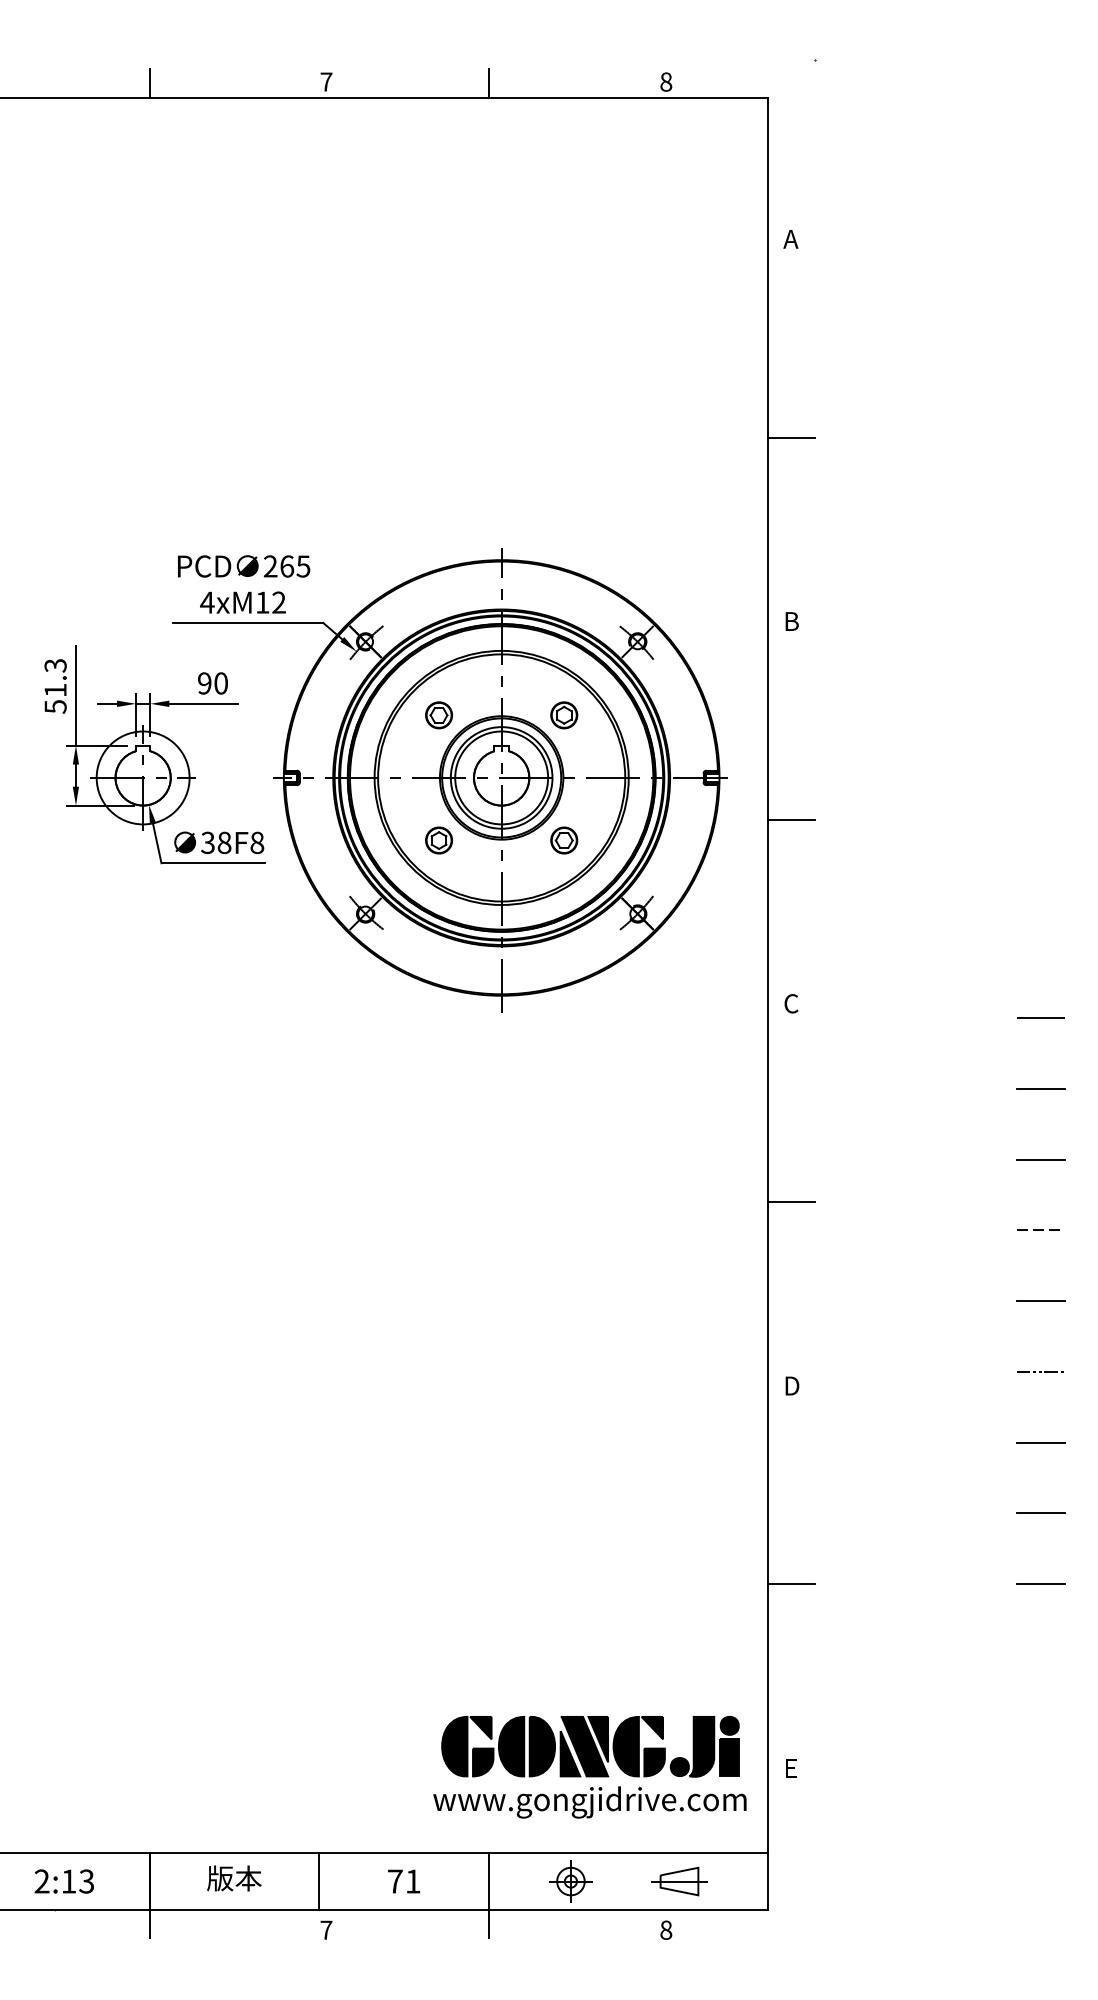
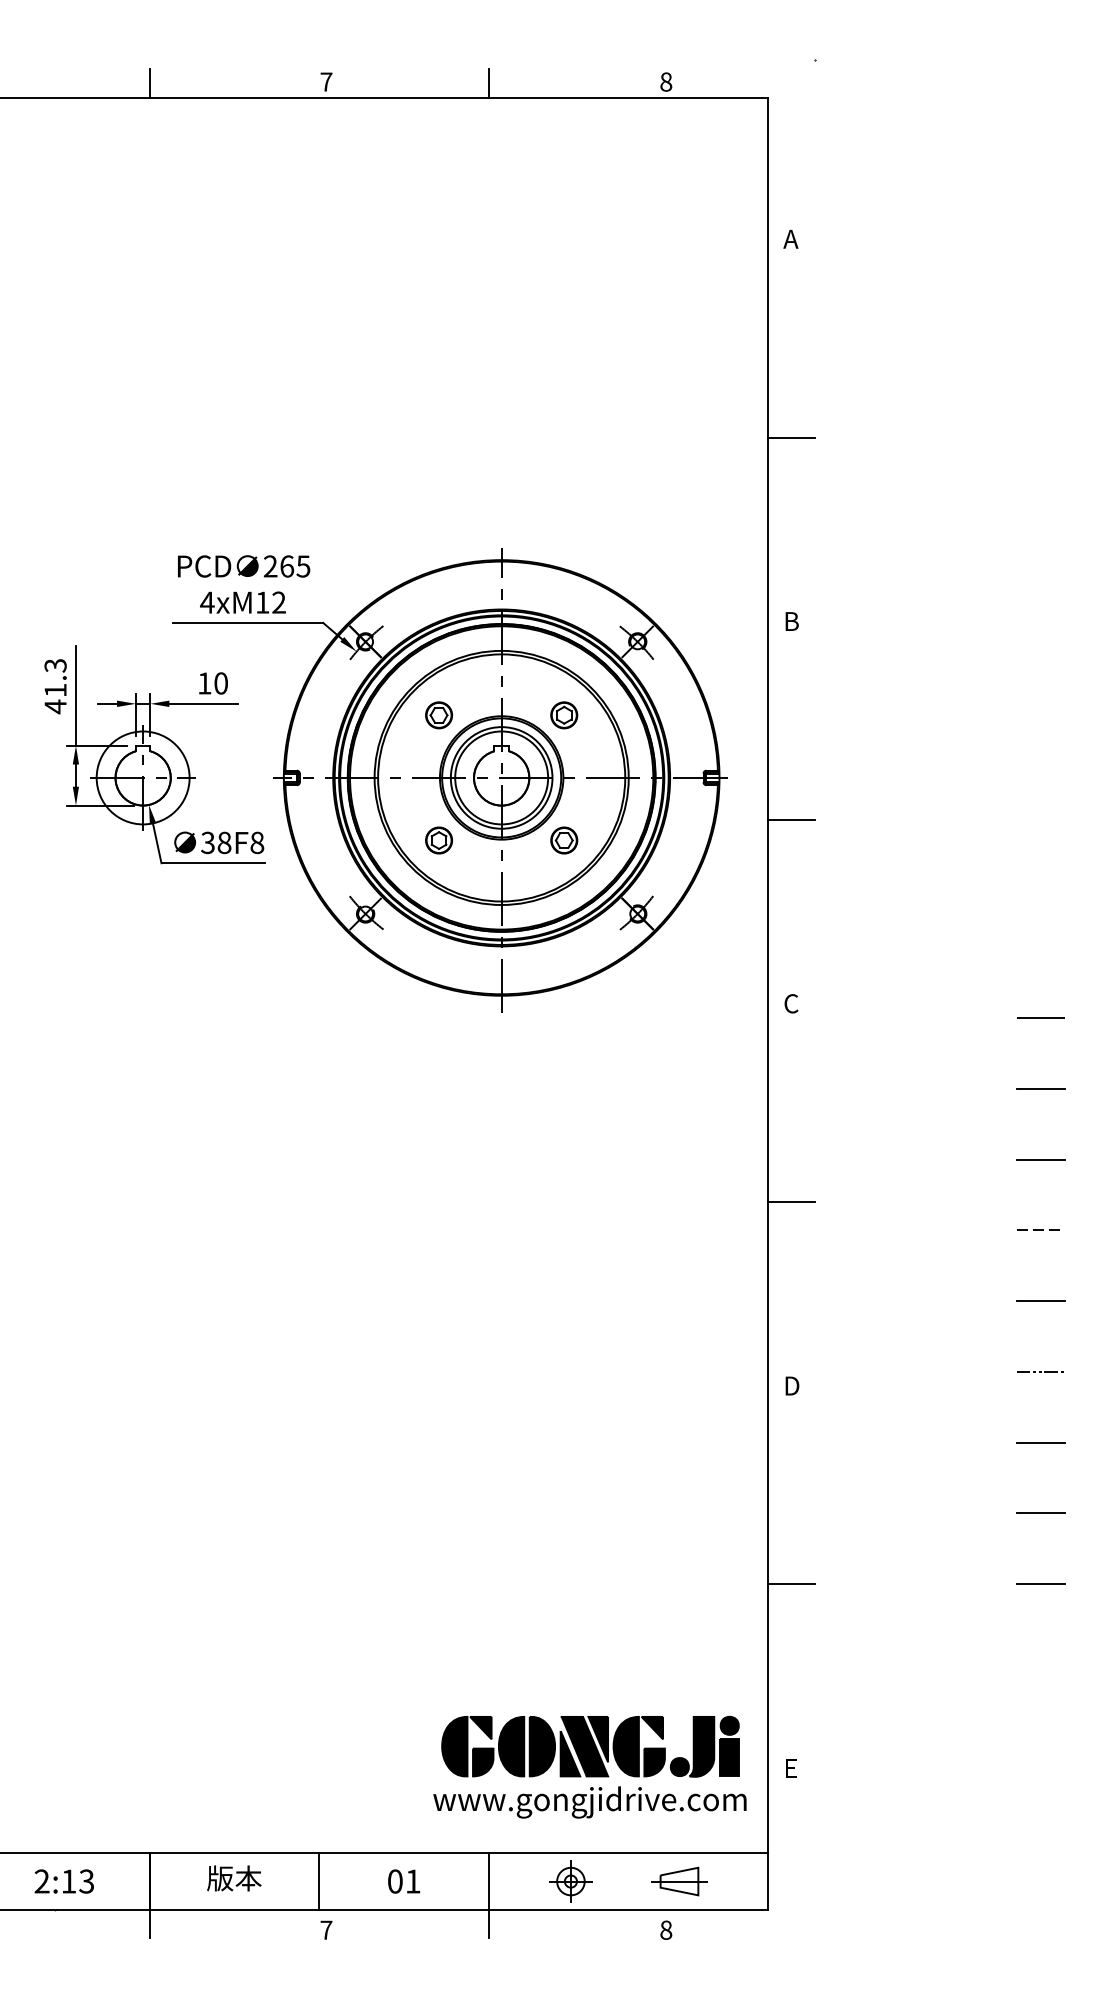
text: 90 -> 10 (204, 683)
text: 51.3 -> 41.3 (55, 706)
text: 71 -> 01 (395, 1881)
